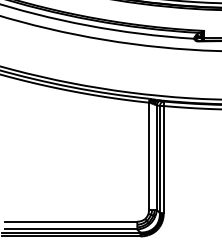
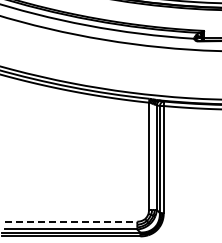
line: solid -> dashed (71, 221)
